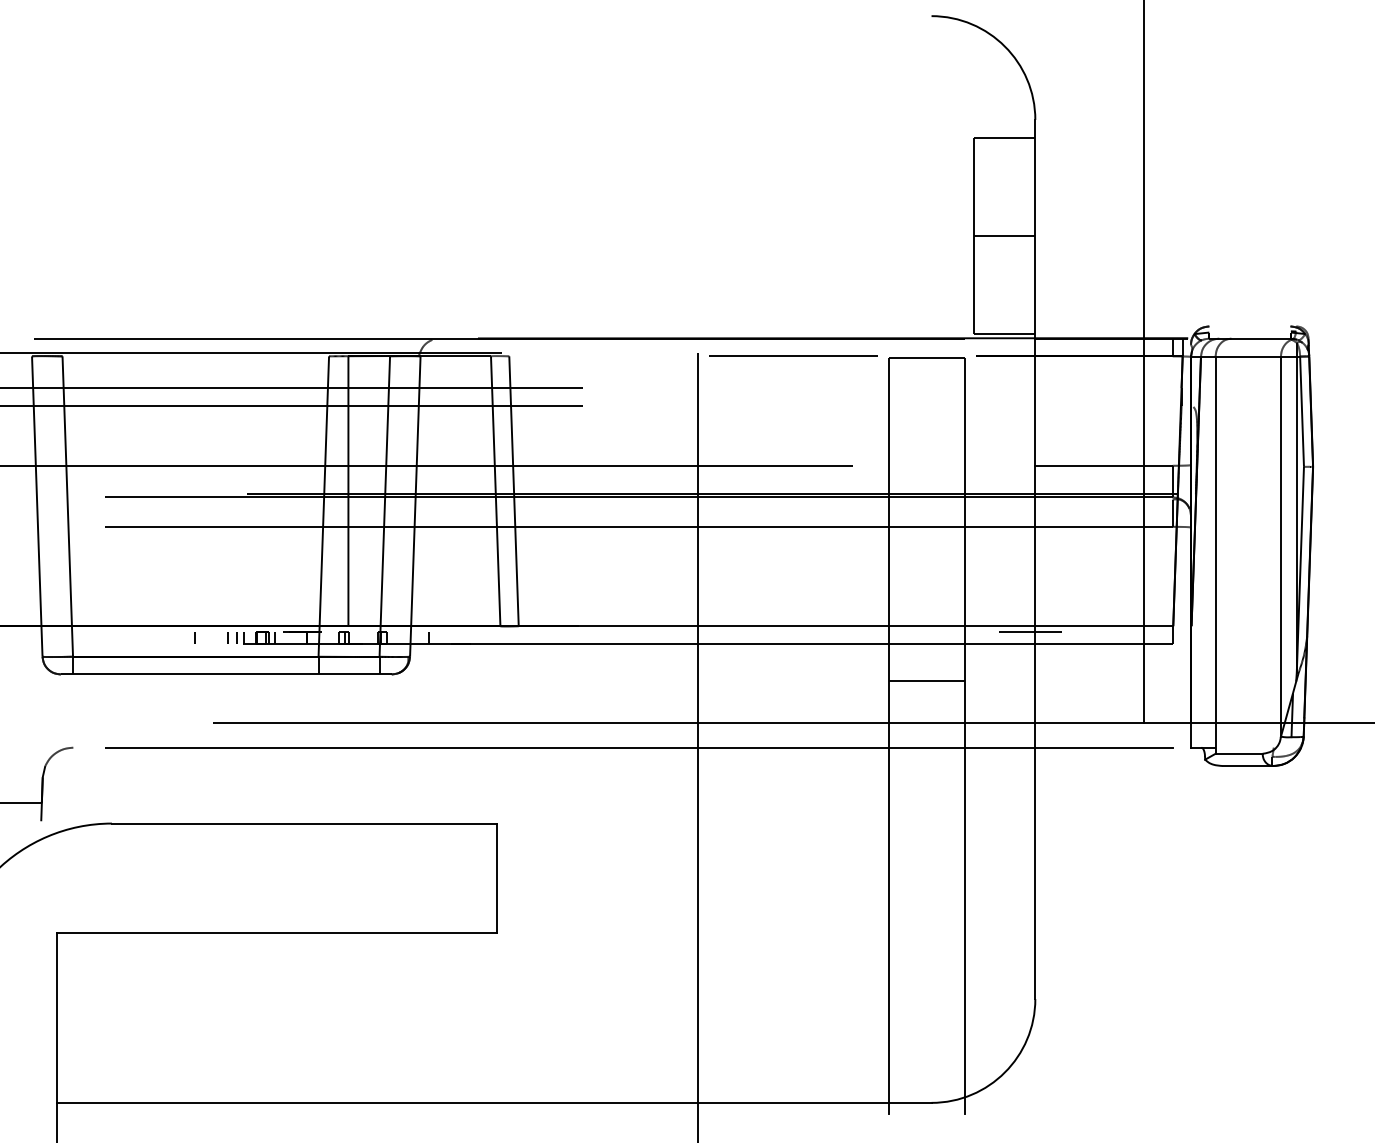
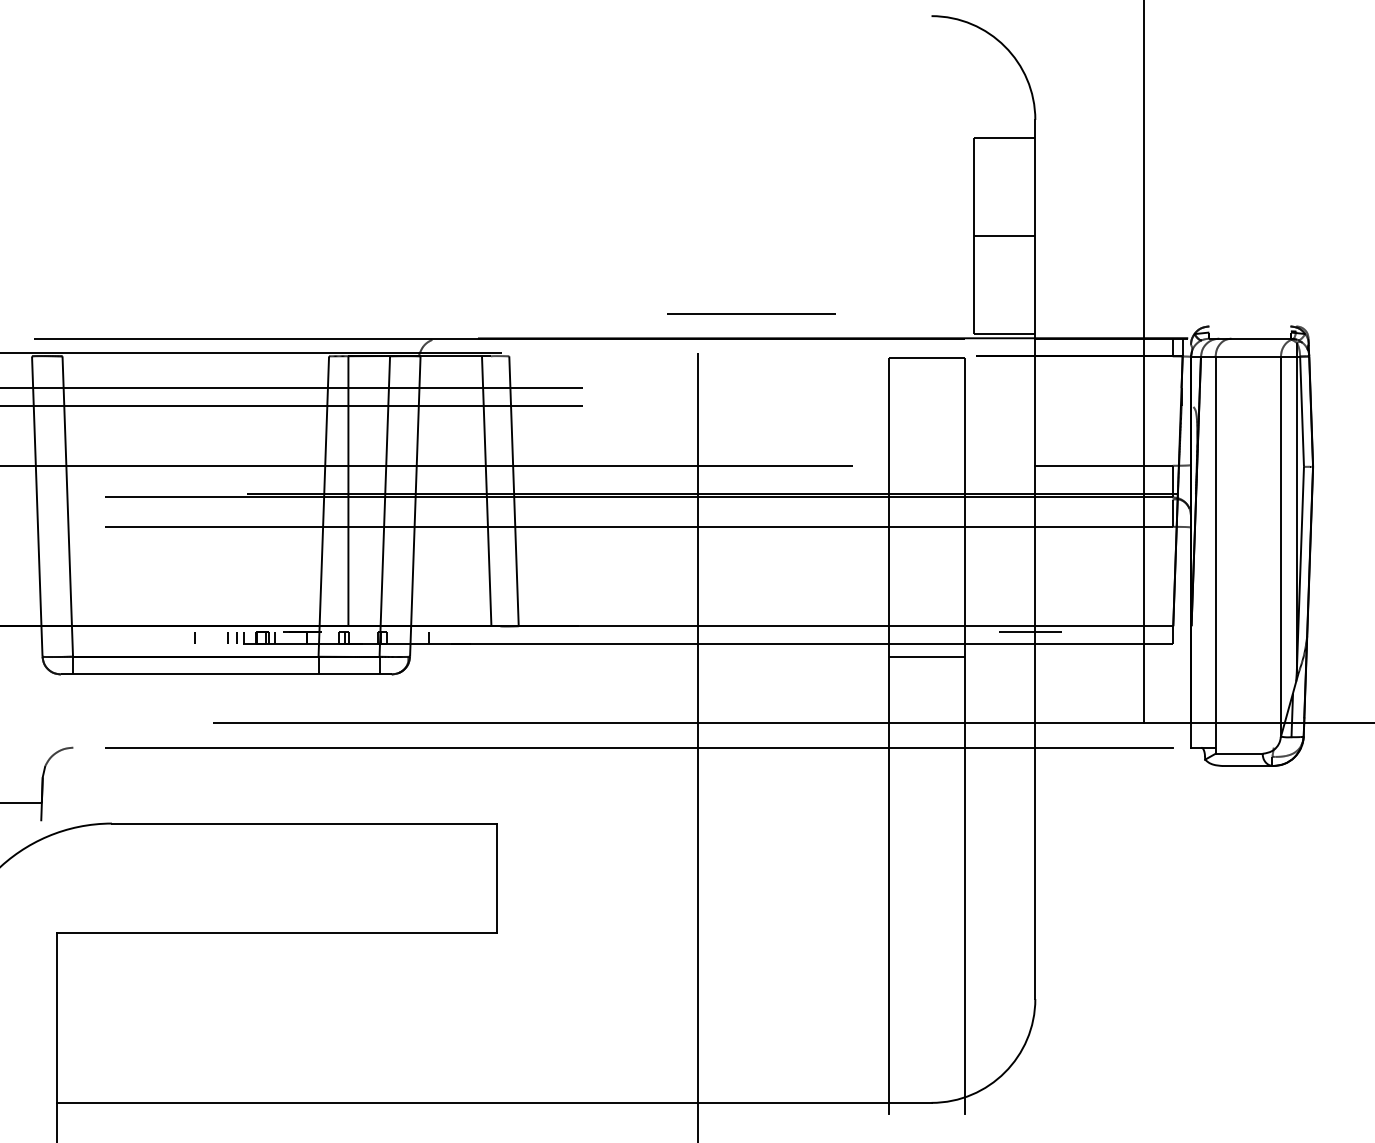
line position: (793, 355) -> (751, 313) (751, 313)
line position: (495, 491) -> (486, 491) (486, 491)
line position: (926, 681) -> (926, 657) (926, 657)
